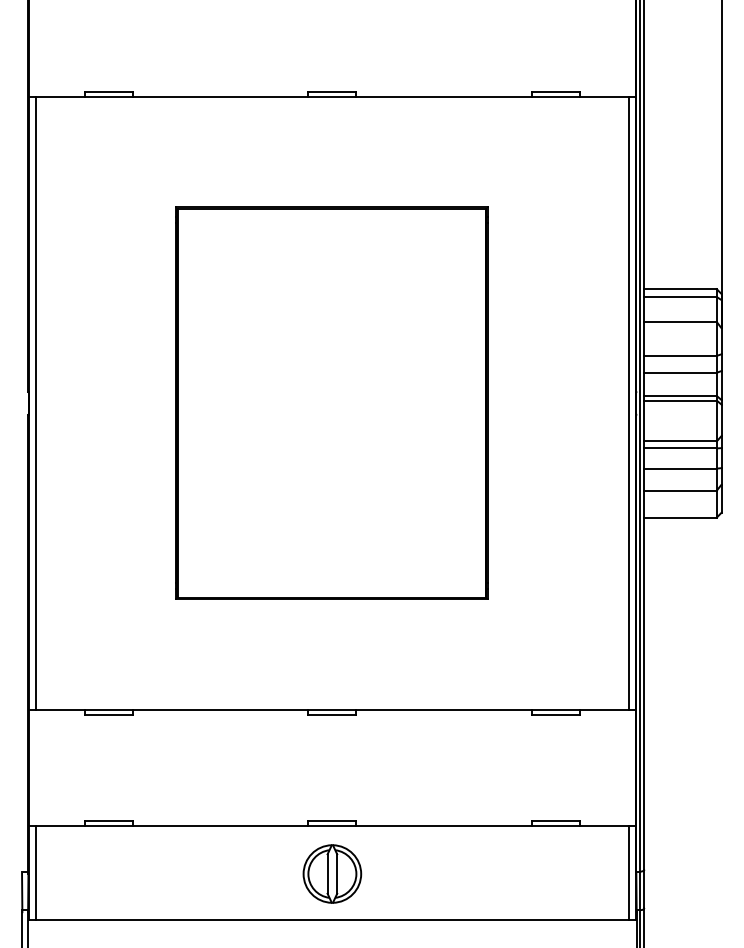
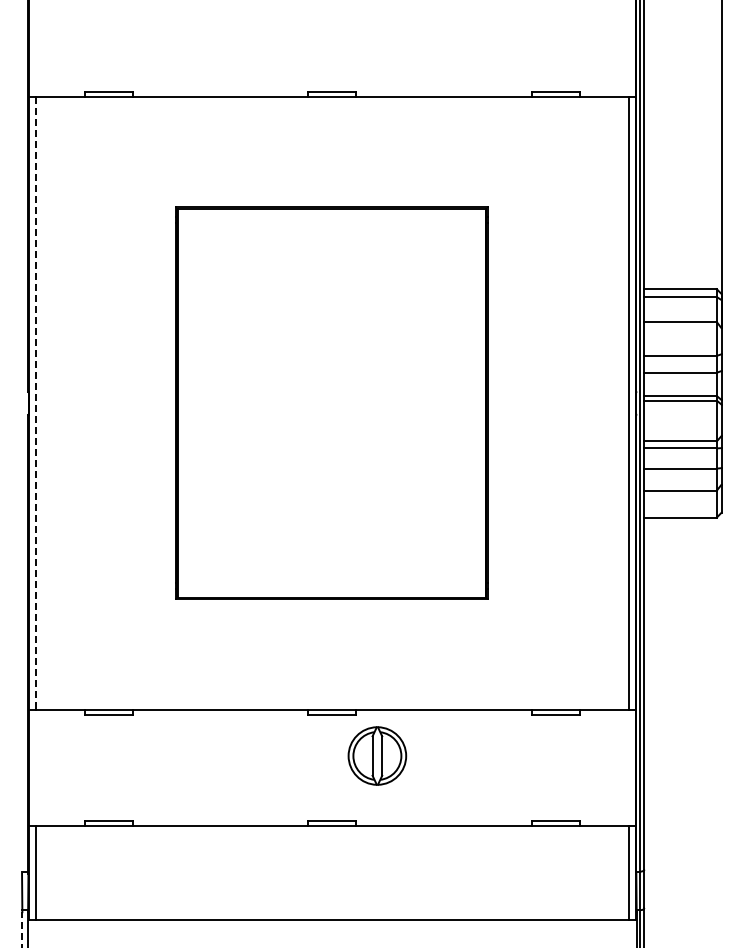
line: solid -> dashed (36, 403)
part position: (332, 873) -> (377, 755) (377, 755)
line: solid -> dashed (22, 929)
